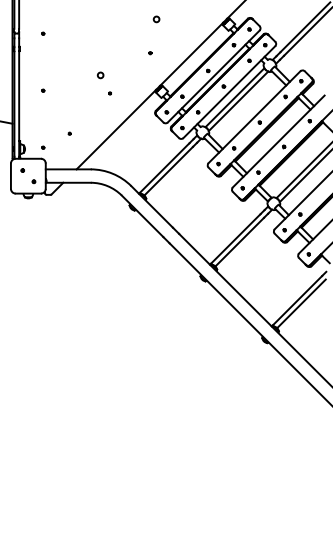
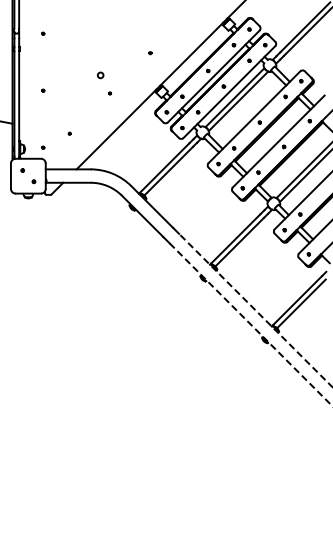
circle: present -> none (156, 19)
line: solid -> dashed (255, 310)
line: solid -> dashed (251, 325)
